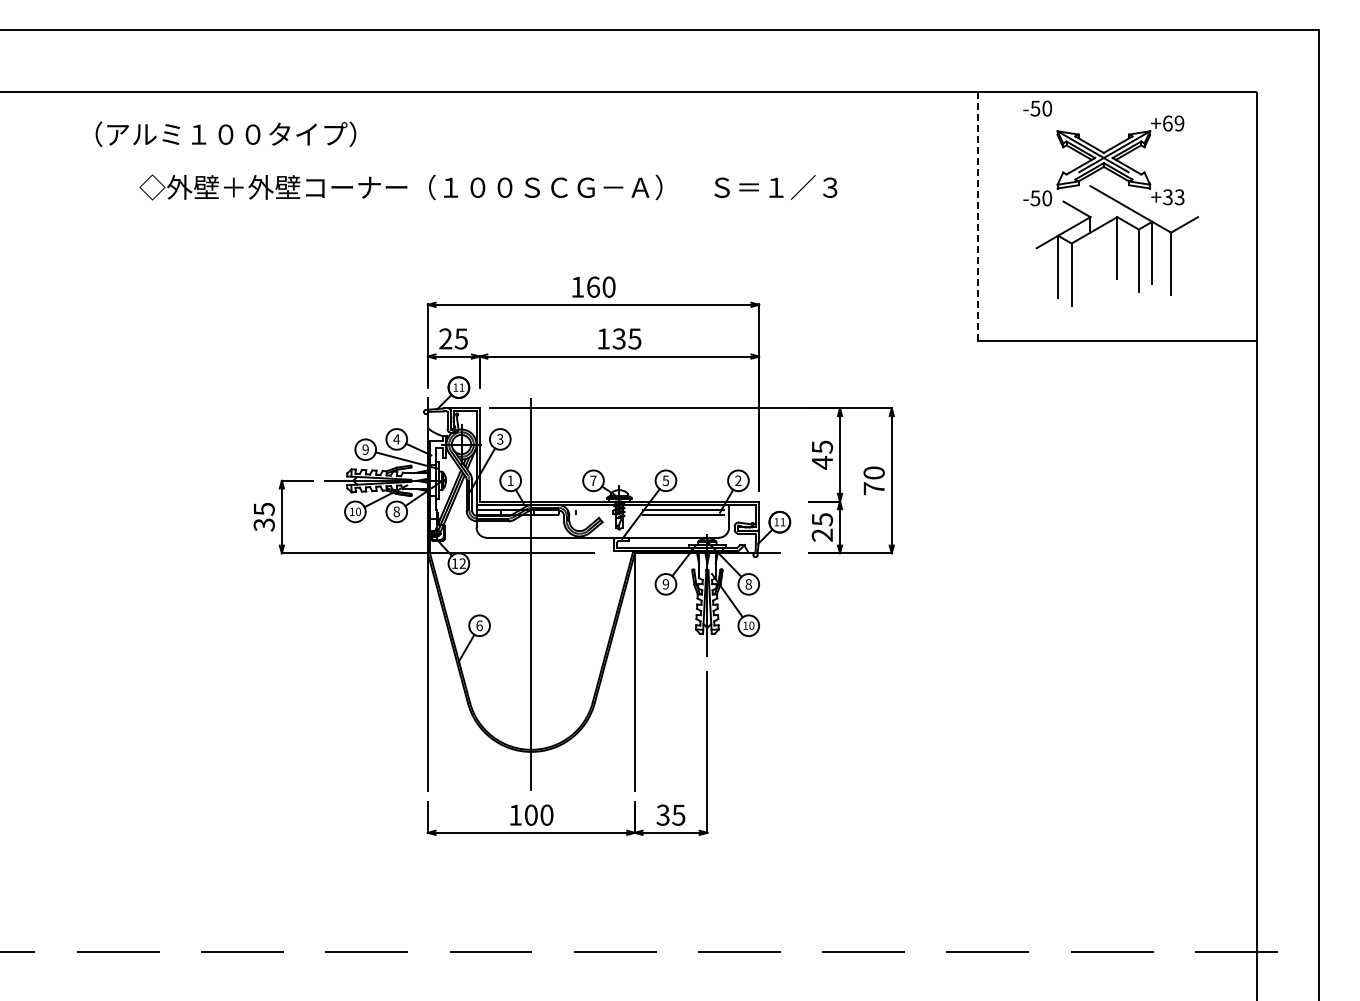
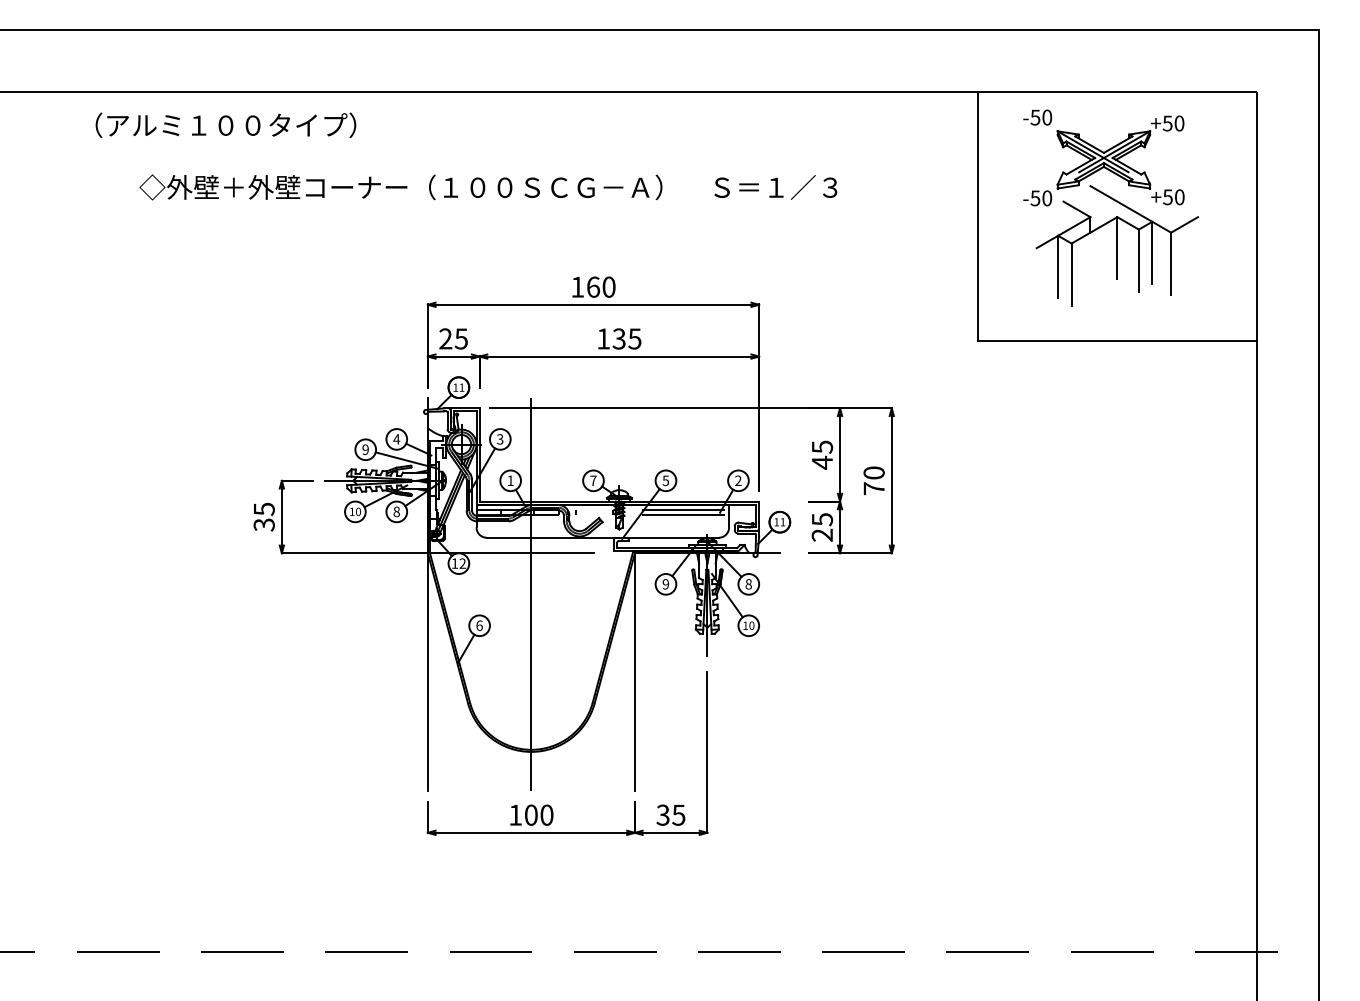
text position: (1037, 108) -> (1037, 117) (1037, 117)
text: +69 -> +50 (1173, 123)
text position: (225, 133) -> (225, 124) (225, 124)
text: +33 -> +50 (1173, 197)
line: dashed -> solid (977, 215)
